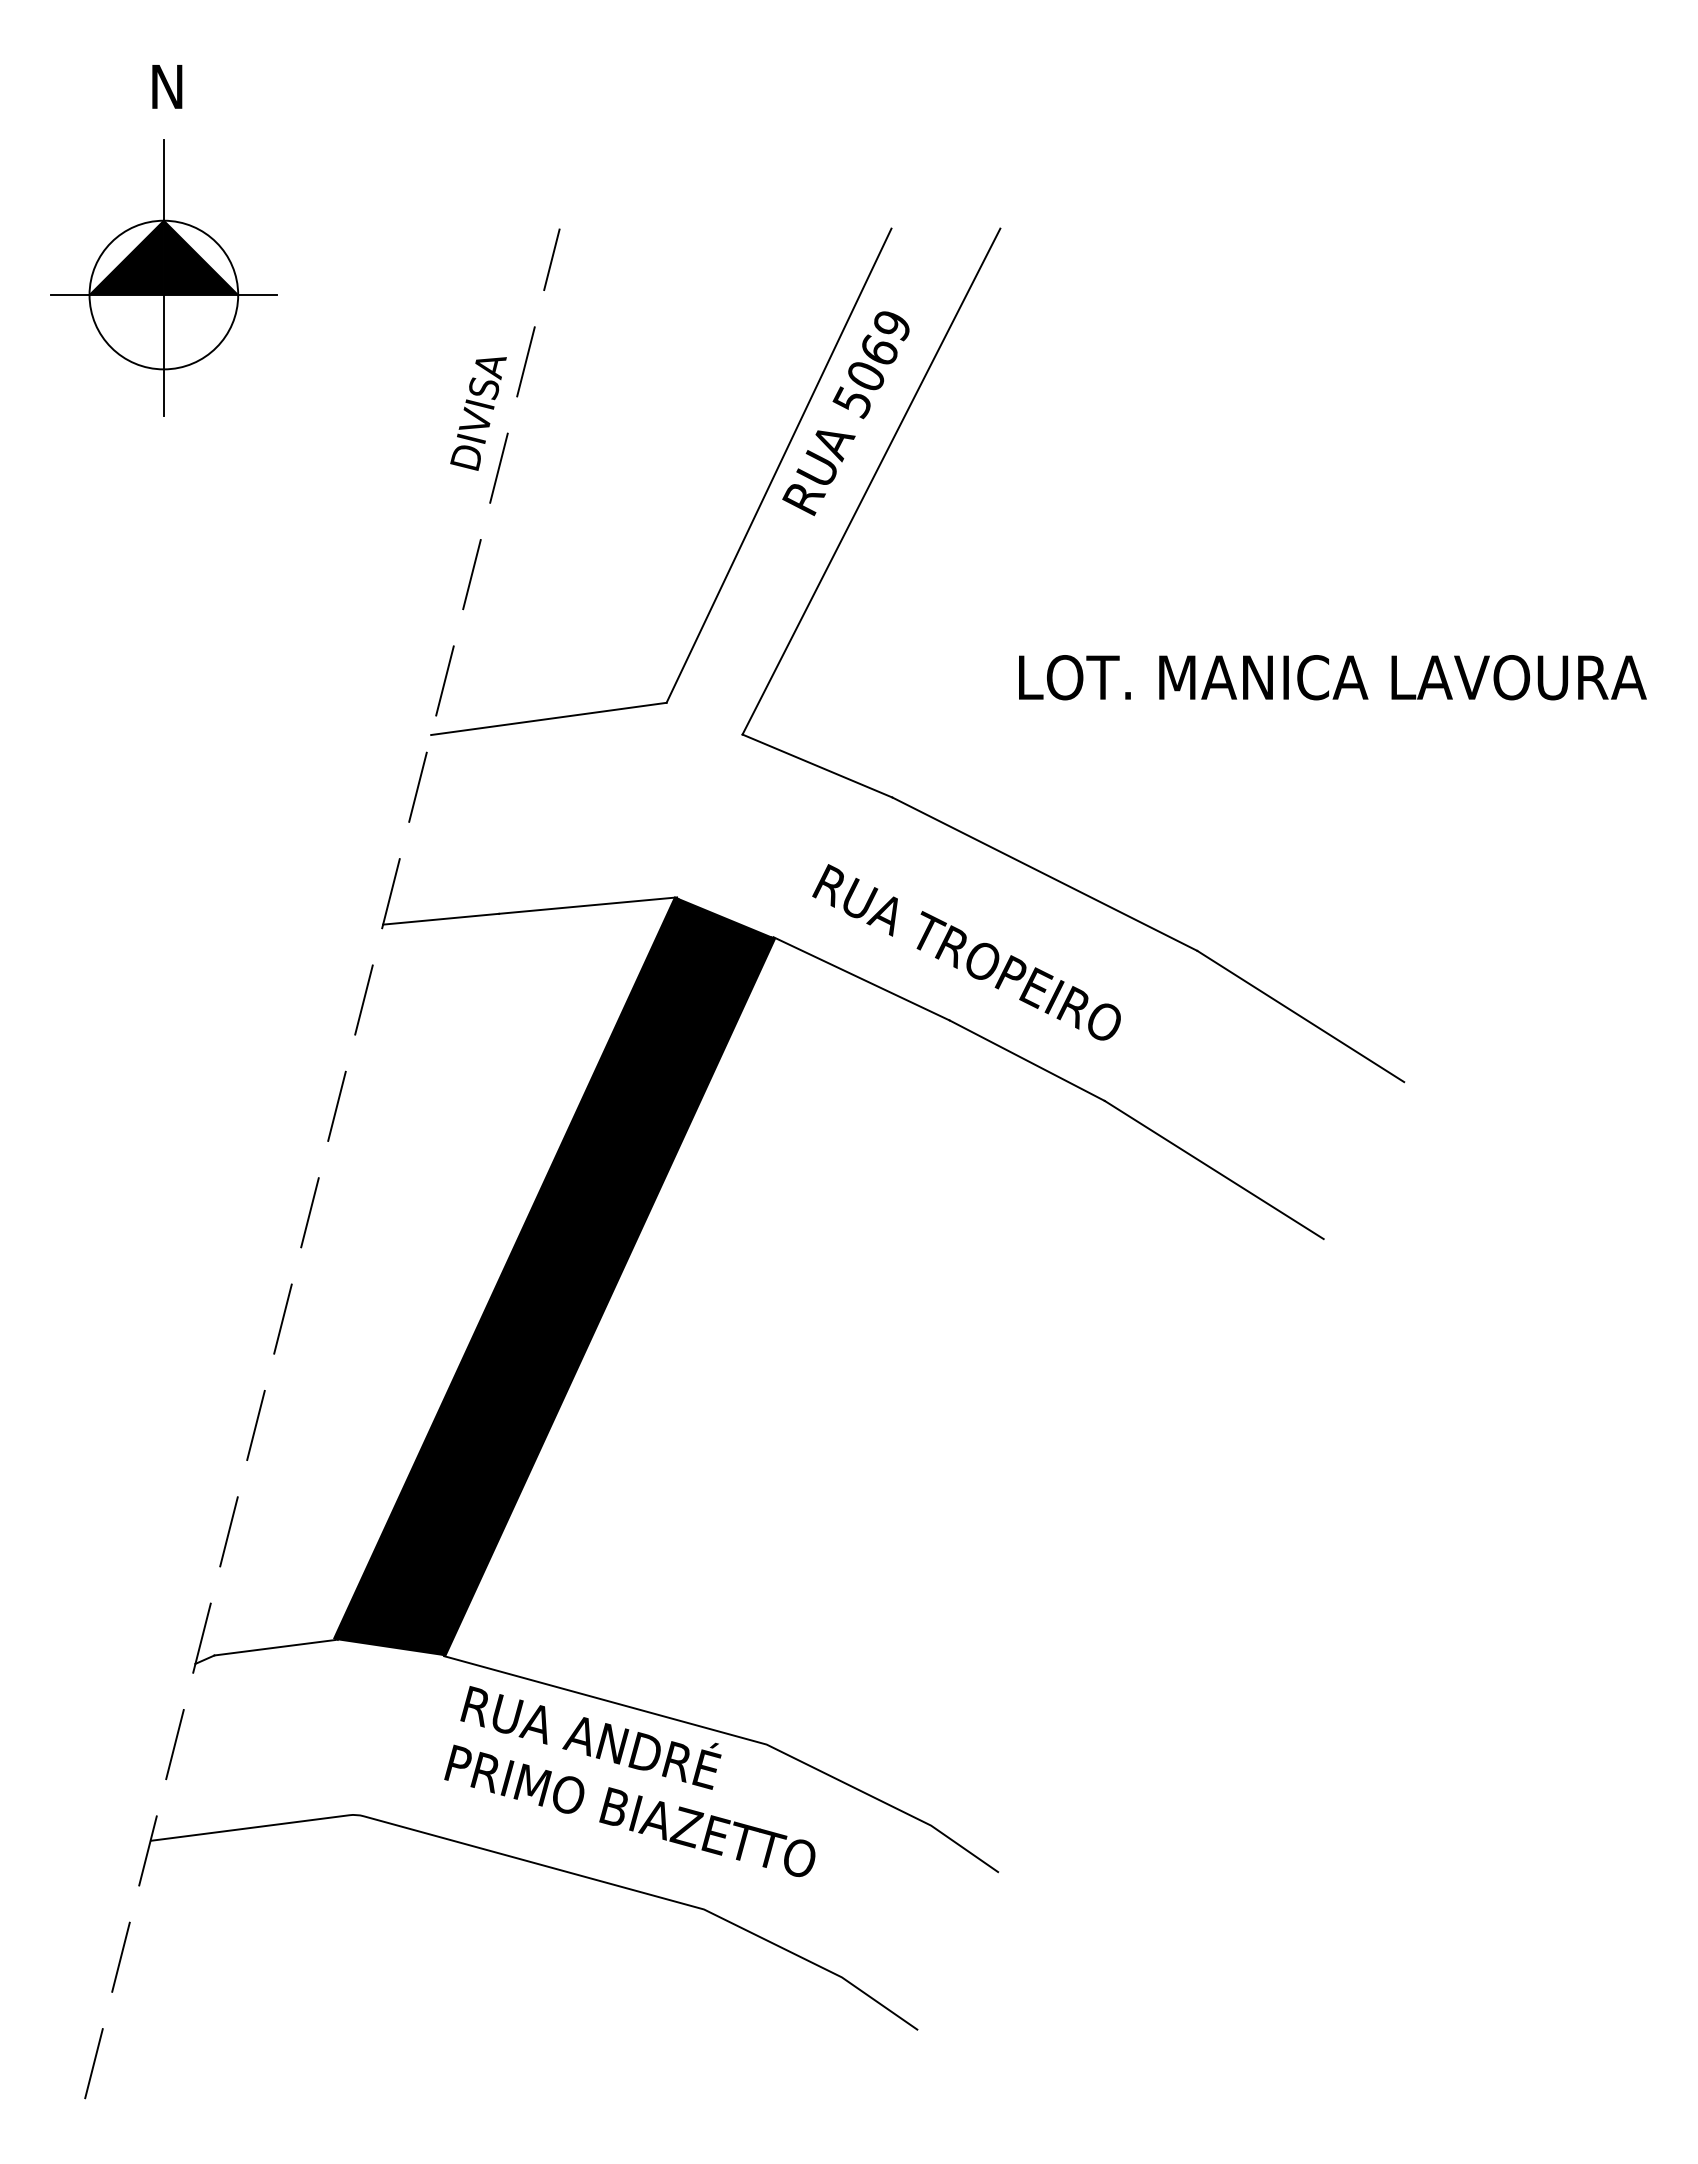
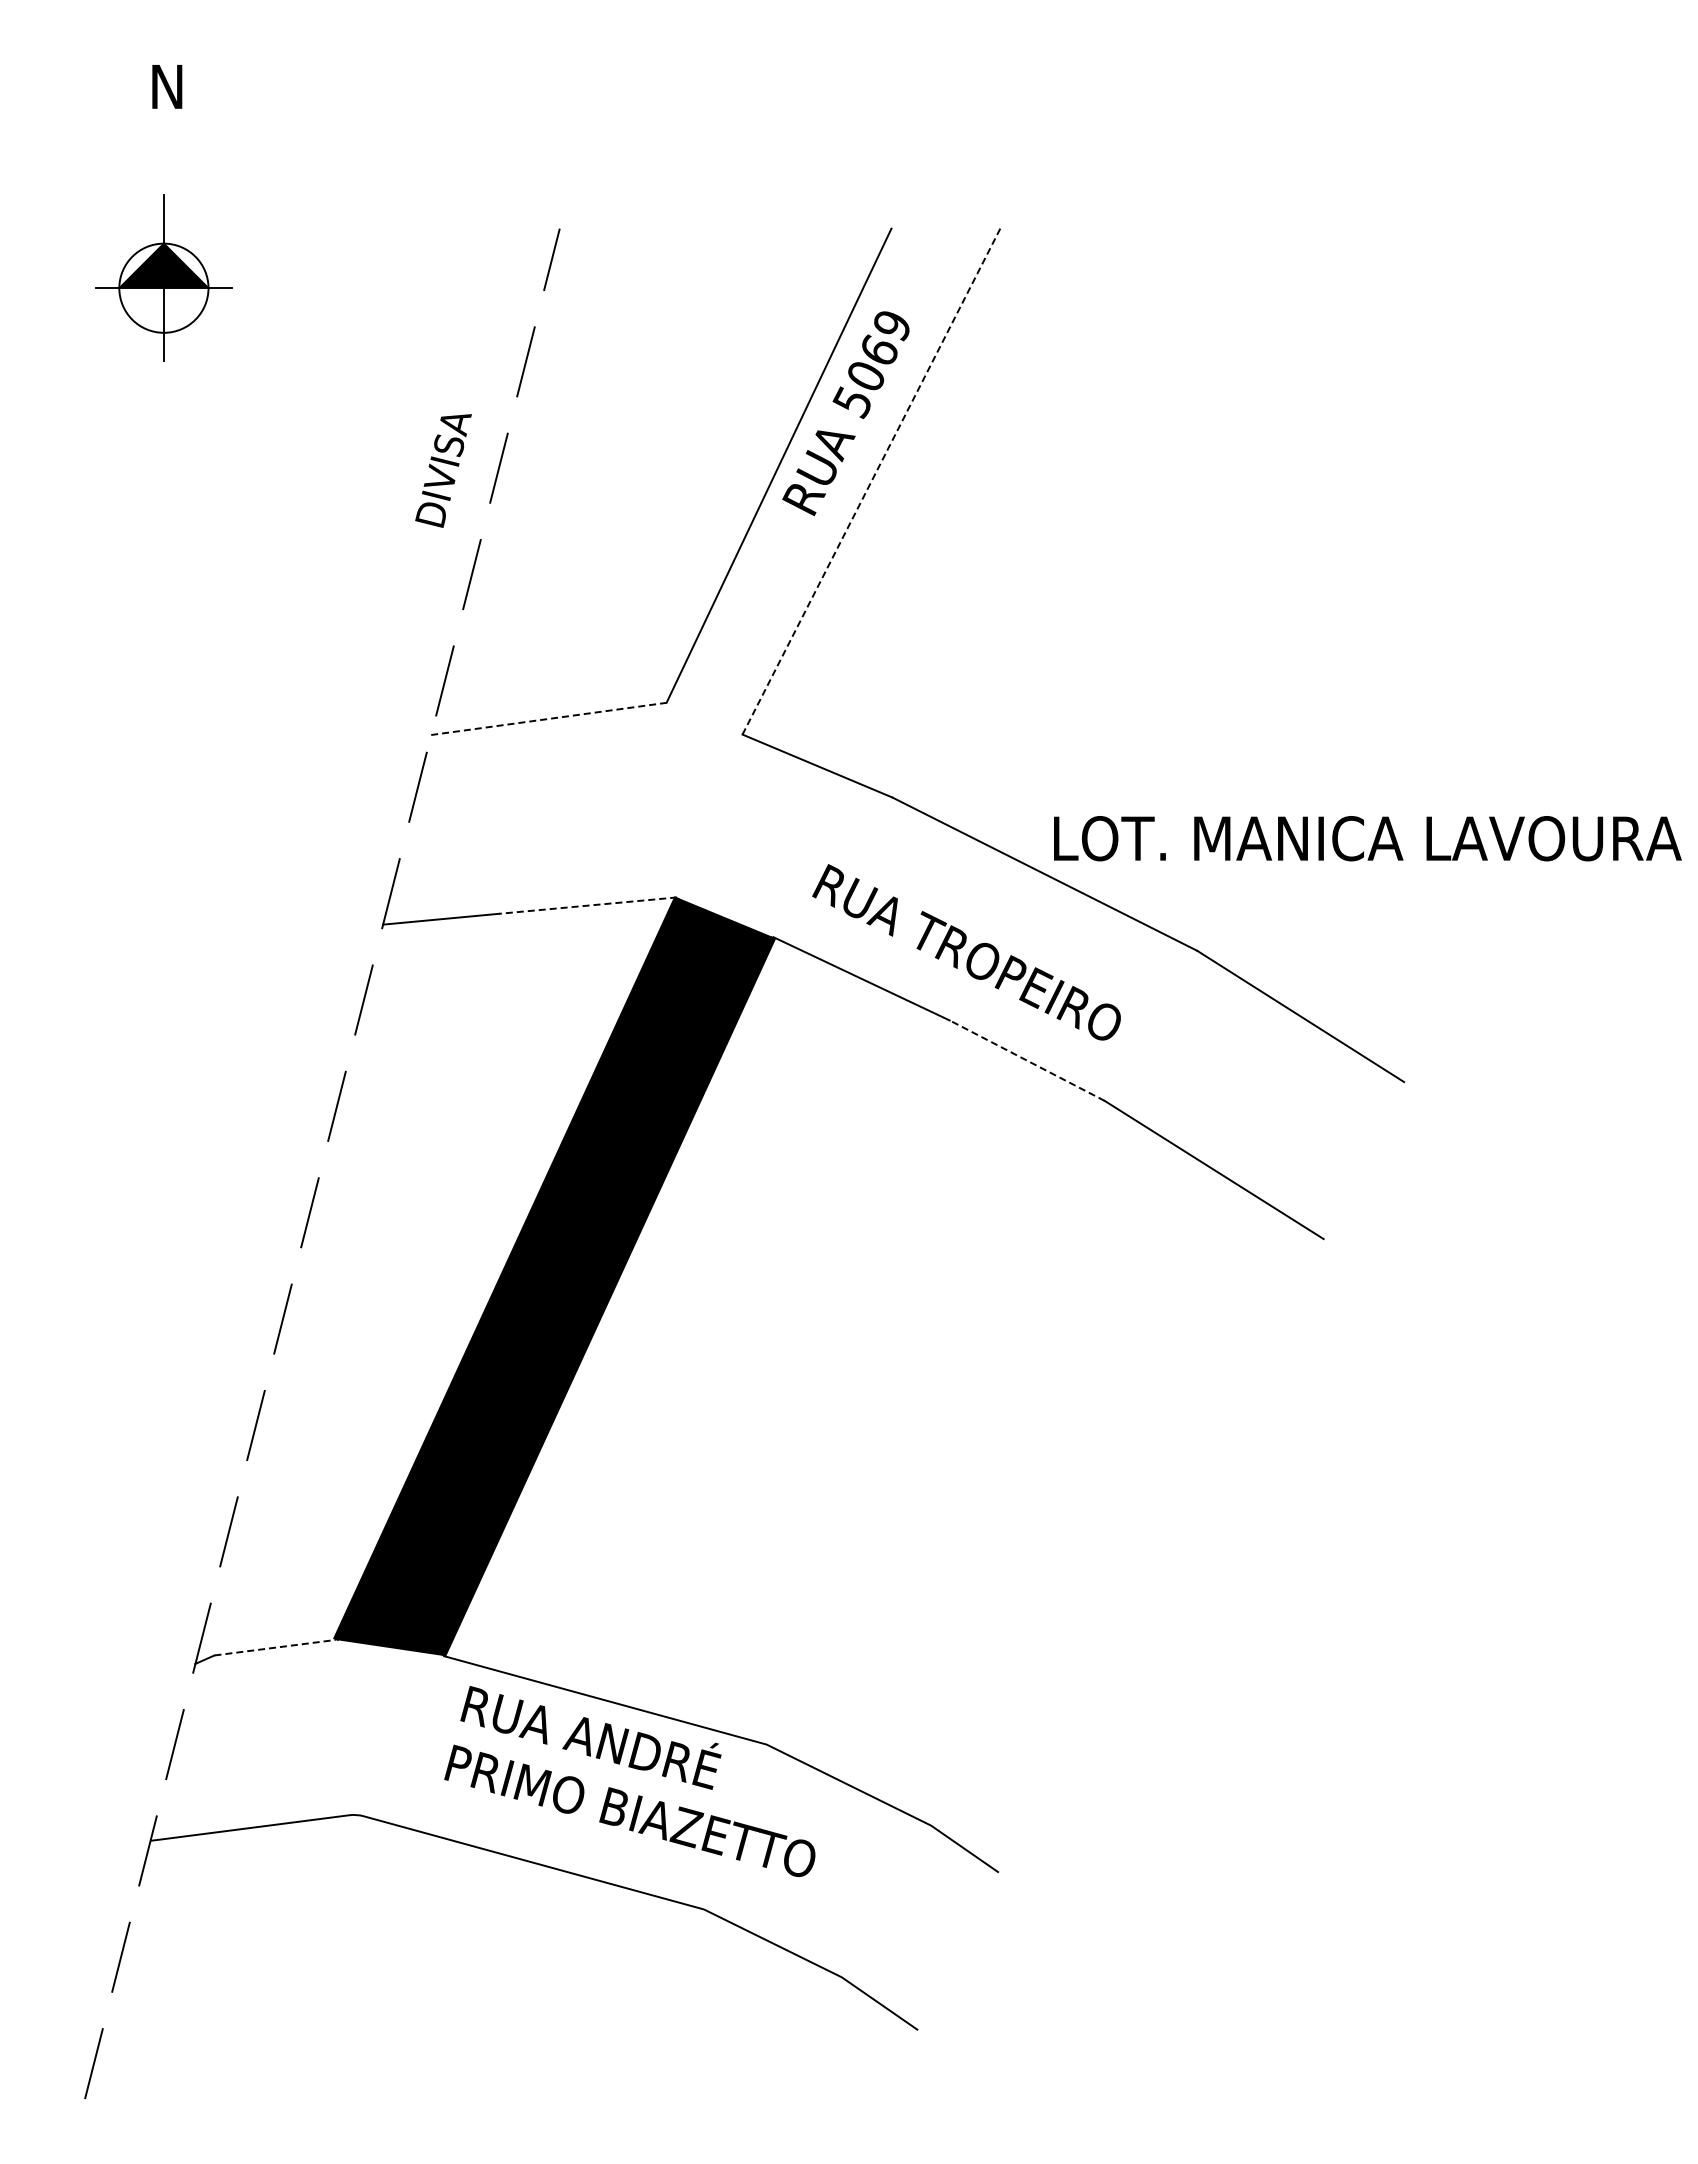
part size: 228x278 px -> 138x168 px (163, 277)
text position: (478, 413) -> (443, 470) (443, 470)
line: solid -> dashed (871, 481)
text position: (1332, 677) -> (1367, 838) (1367, 838)
line: solid -> dashed (548, 718)
line: solid -> dashed (587, 905)
line: solid -> dashed (1026, 1060)
line: solid -> dashed (275, 1647)
